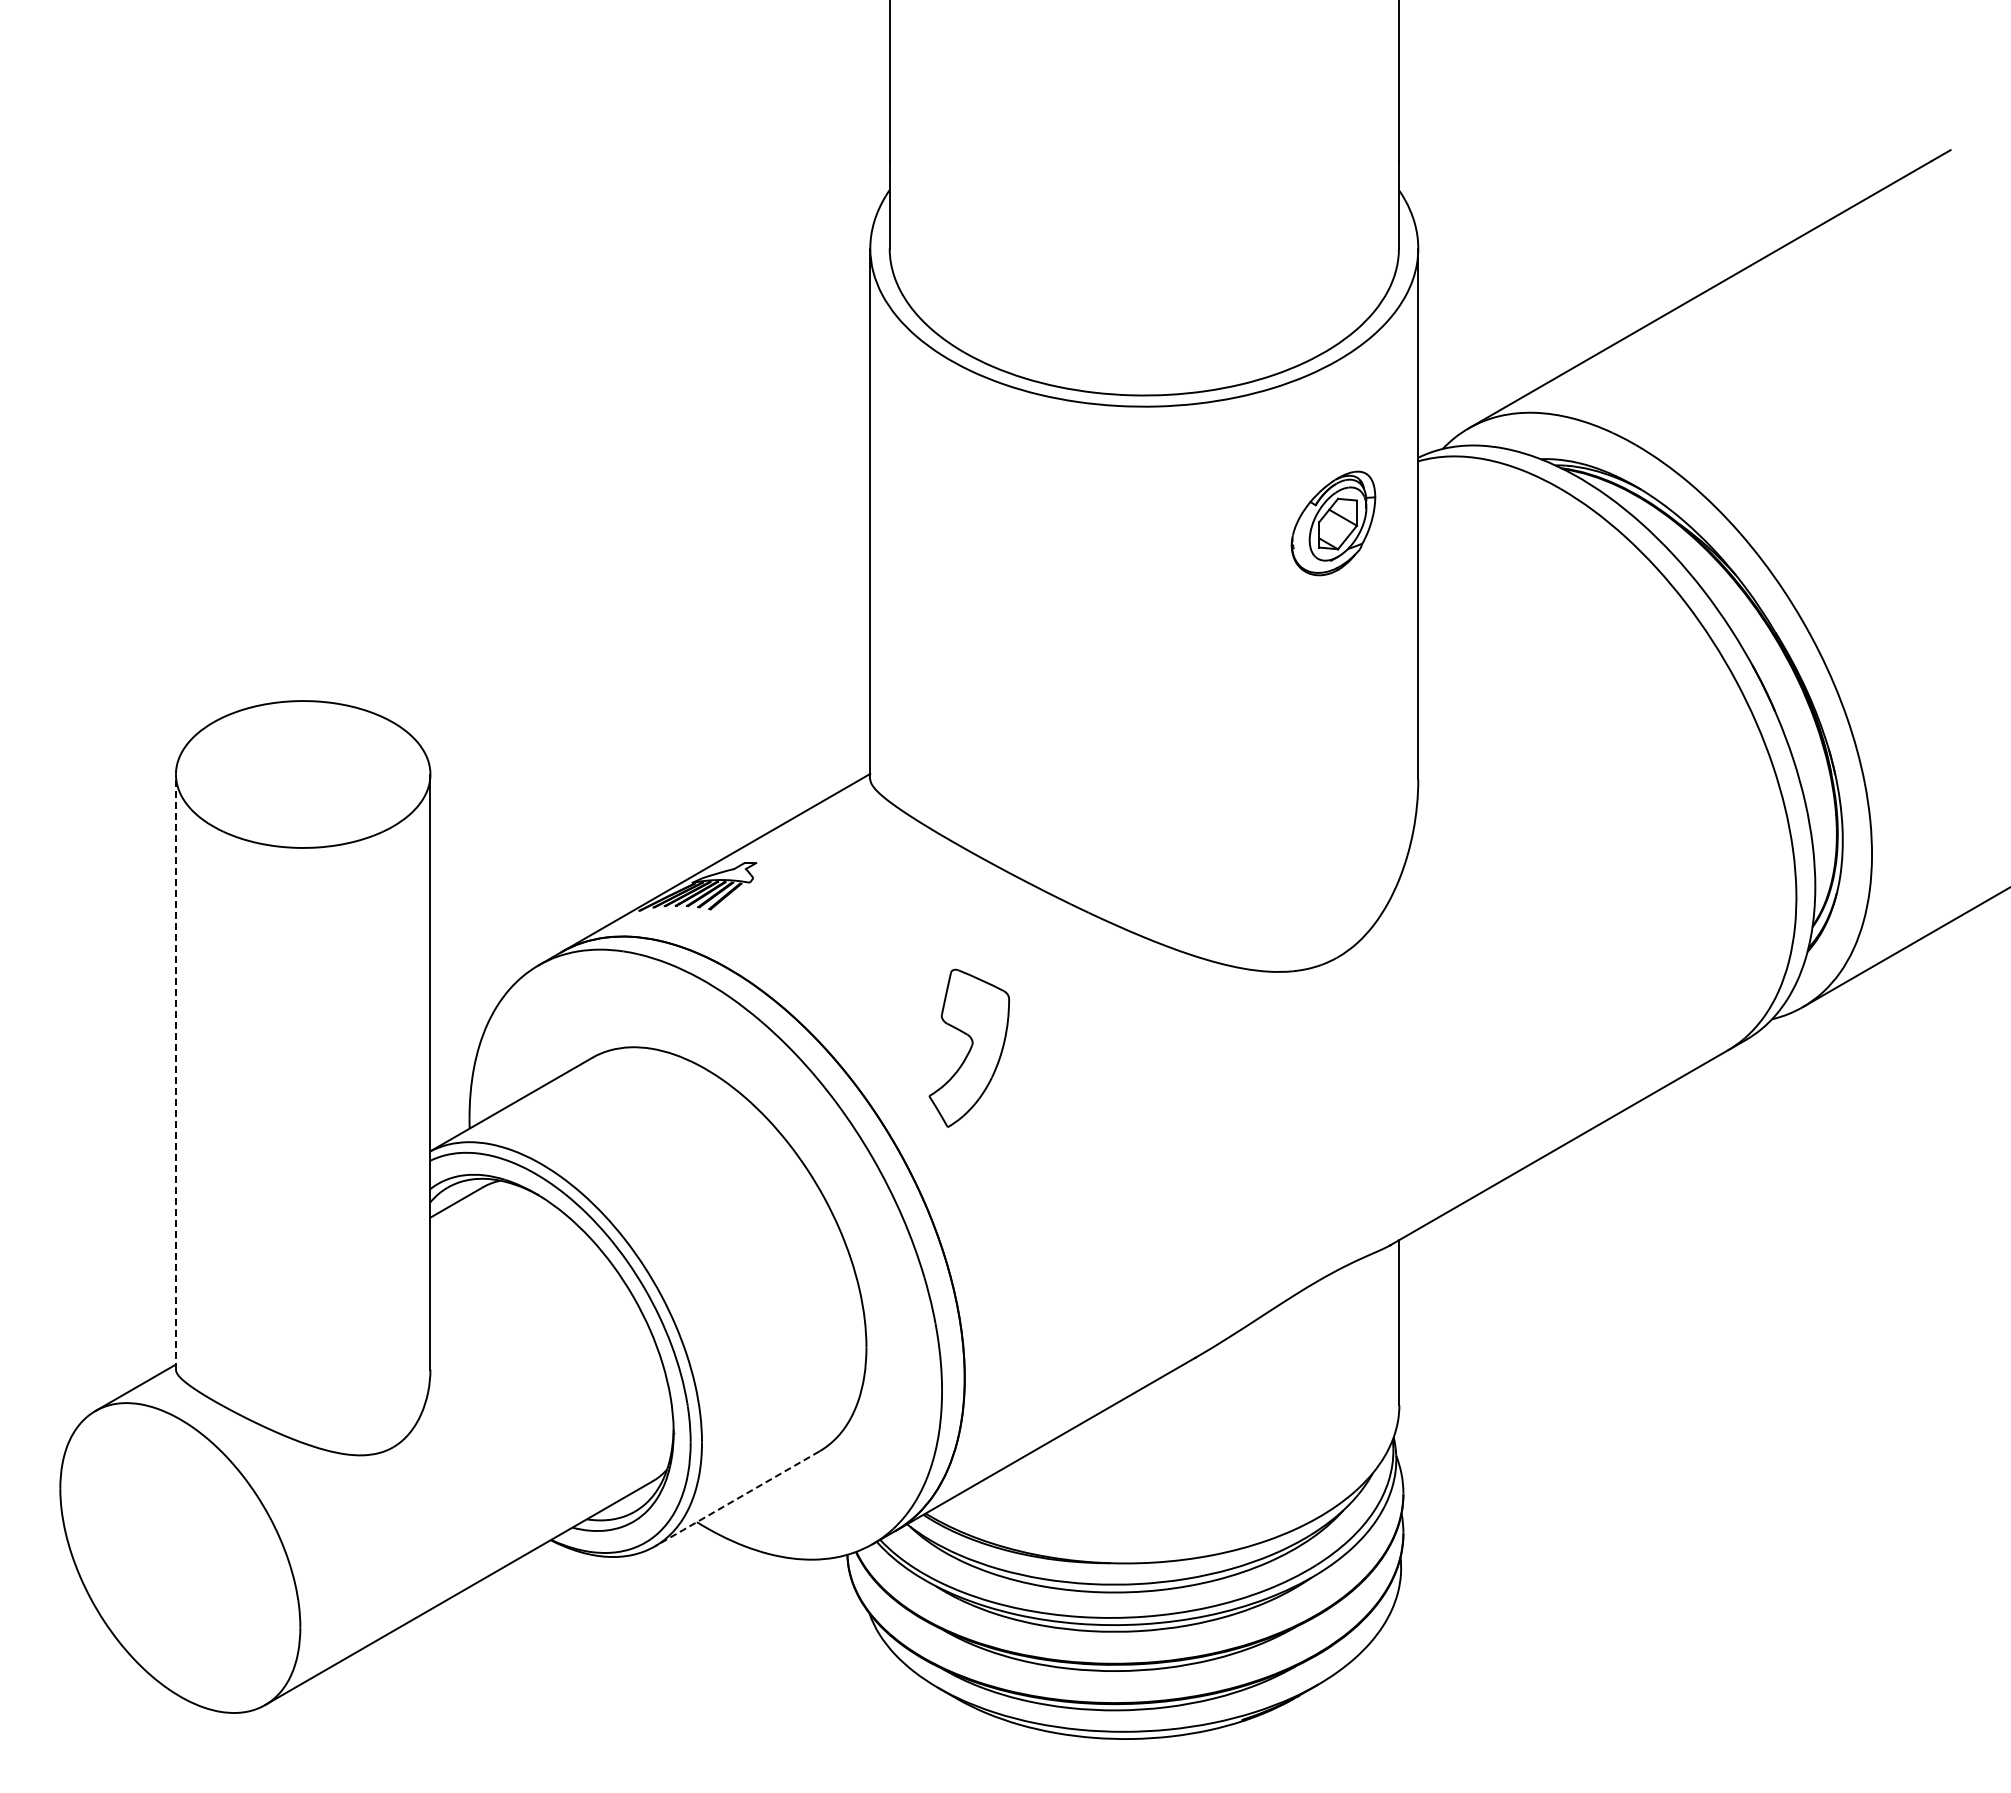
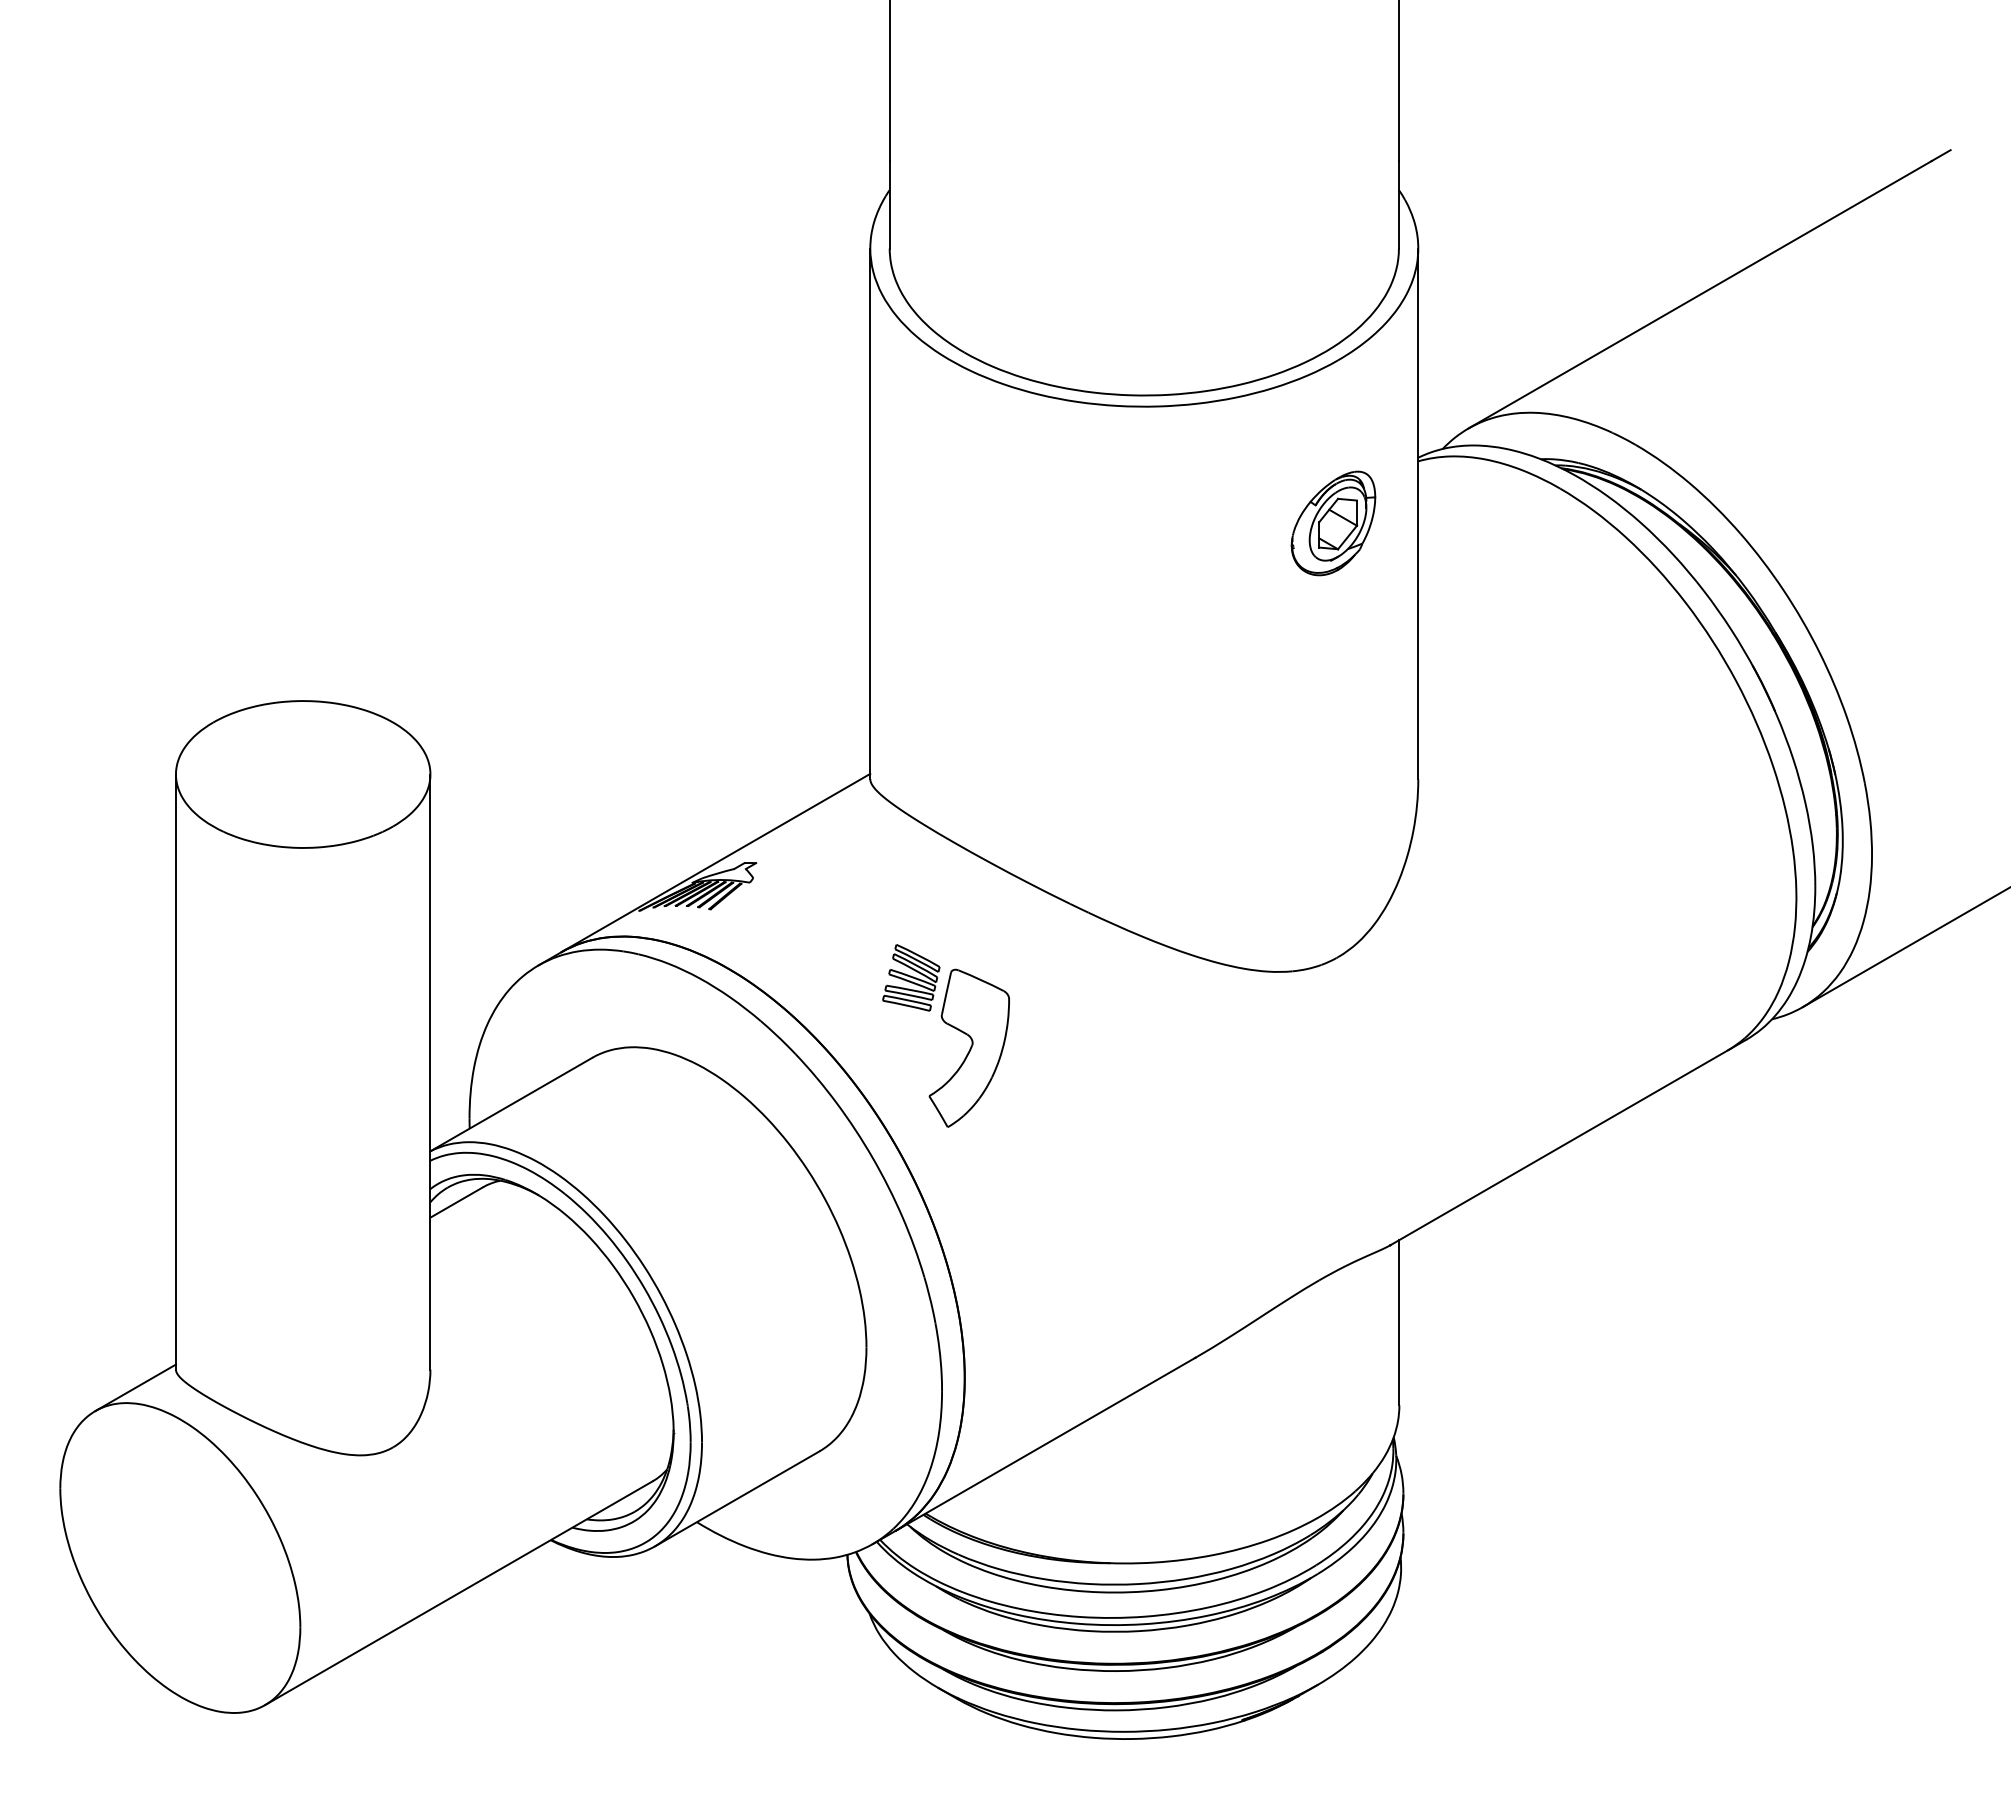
part: none -> present (911, 977)
line: dashed -> solid (175, 1072)
line: dashed -> solid (737, 1498)
